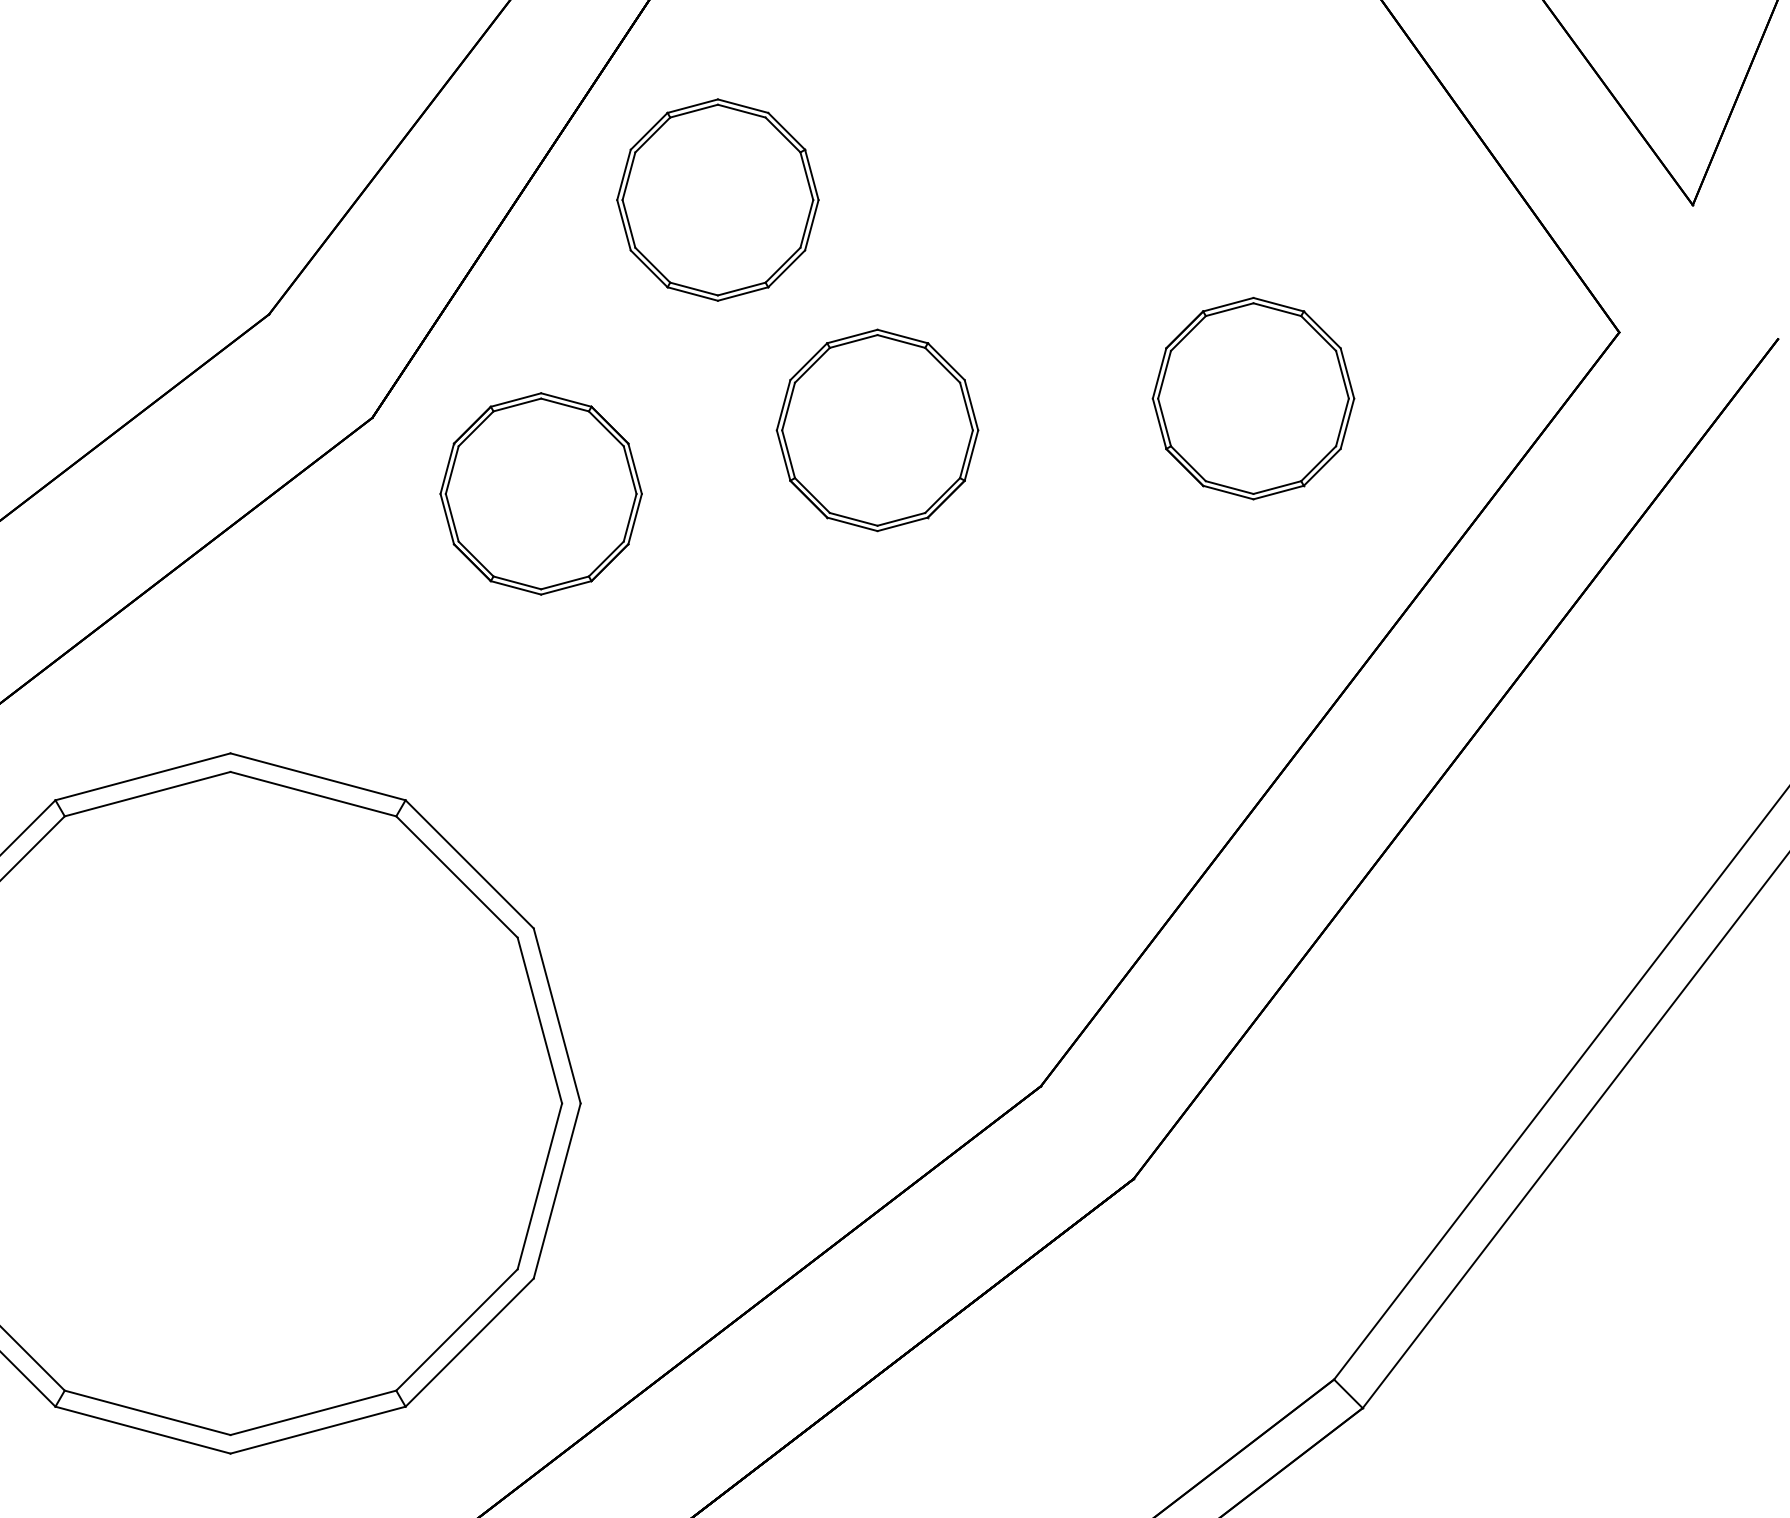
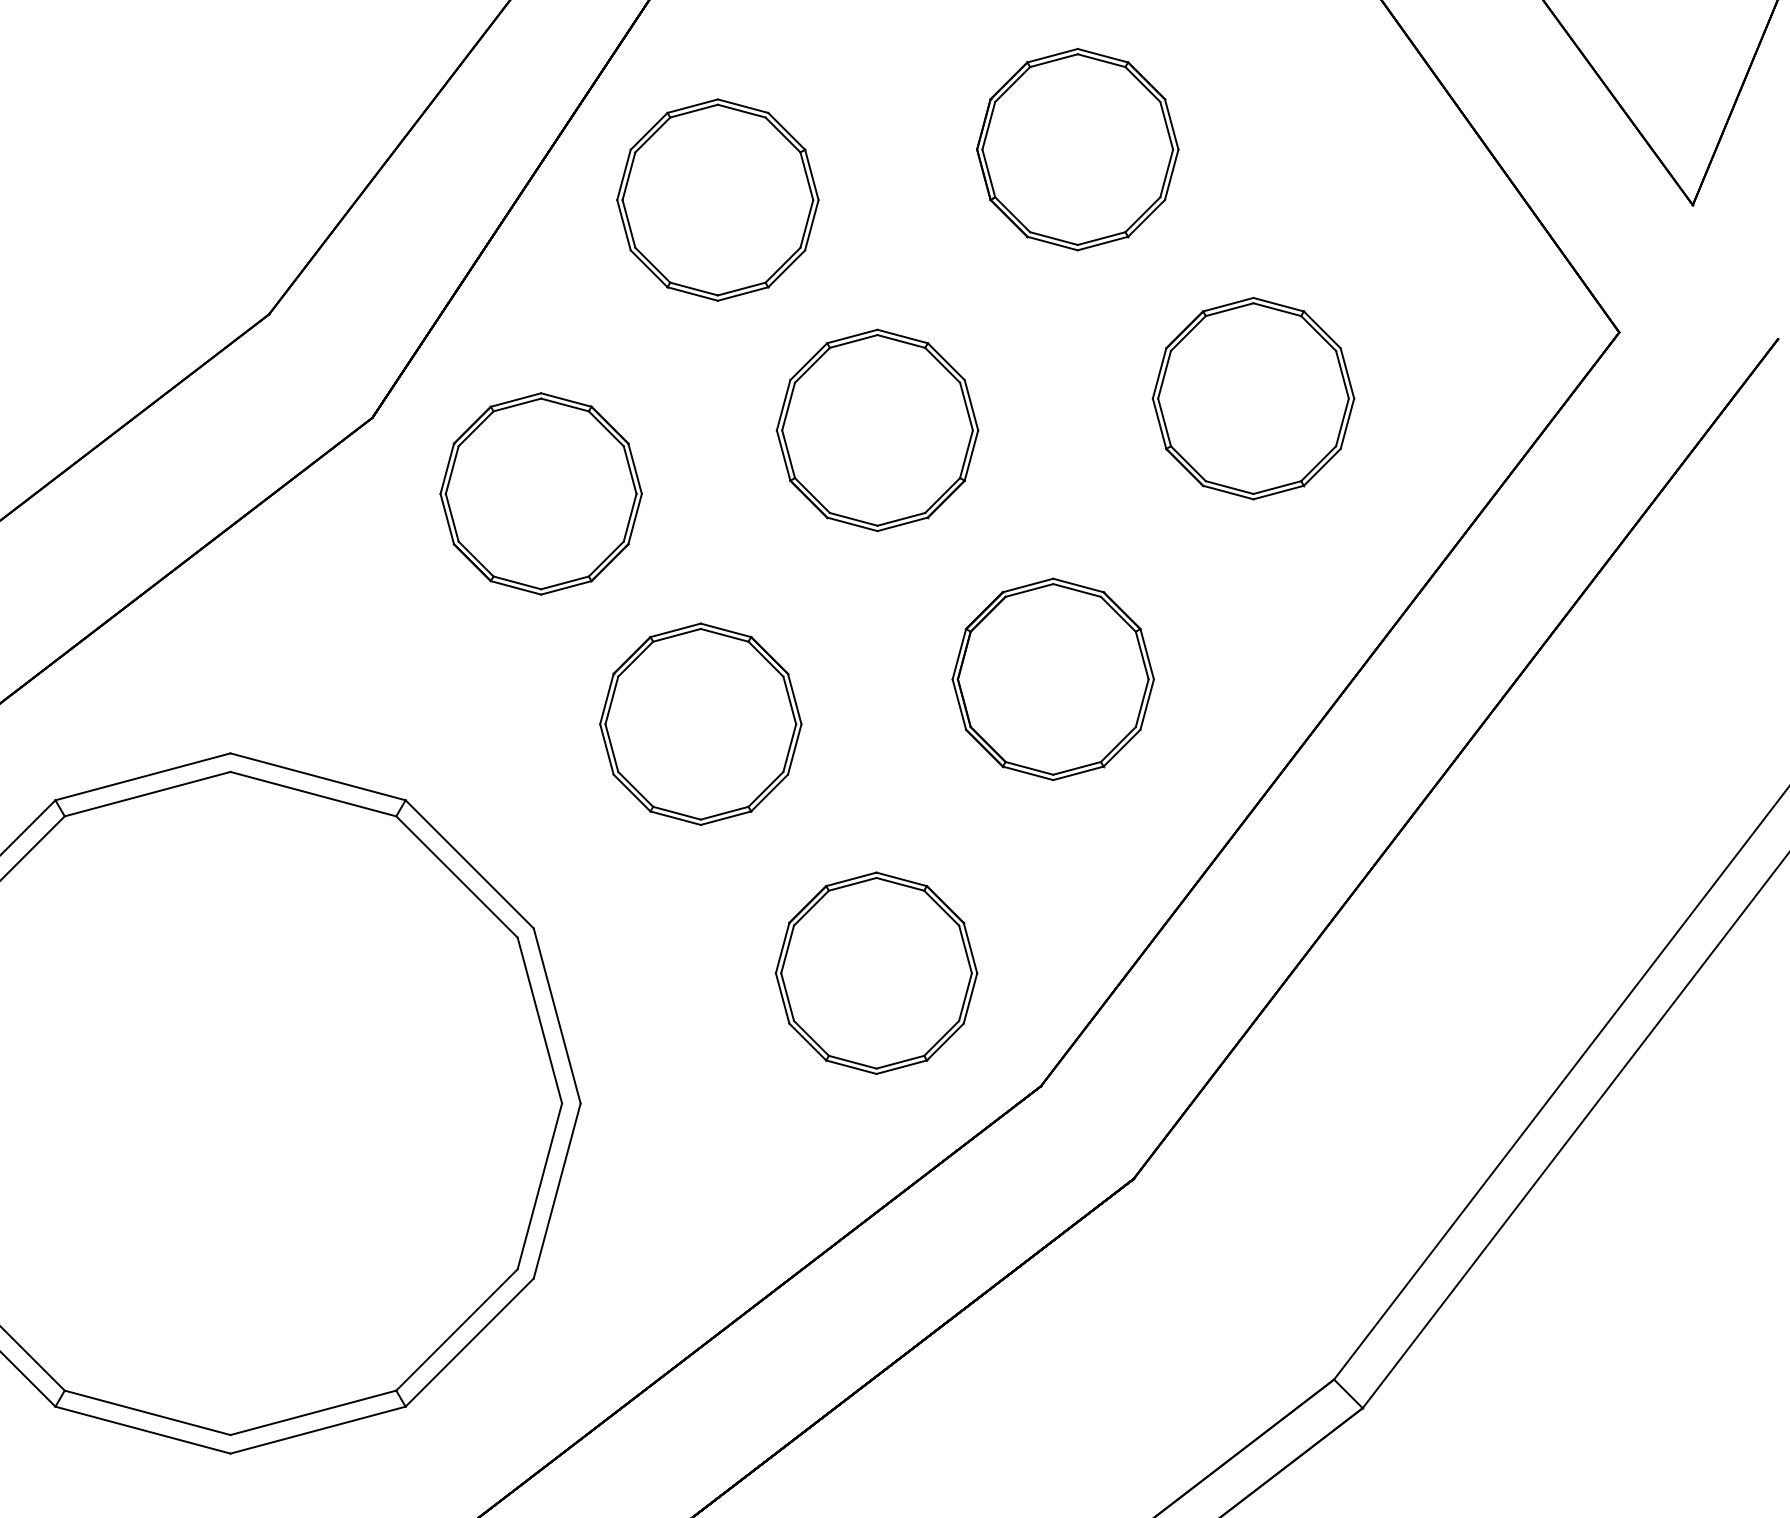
part: none -> present (1077, 149)
part: none -> present (1052, 679)
part: none -> present (700, 723)
part: none -> present (876, 972)
